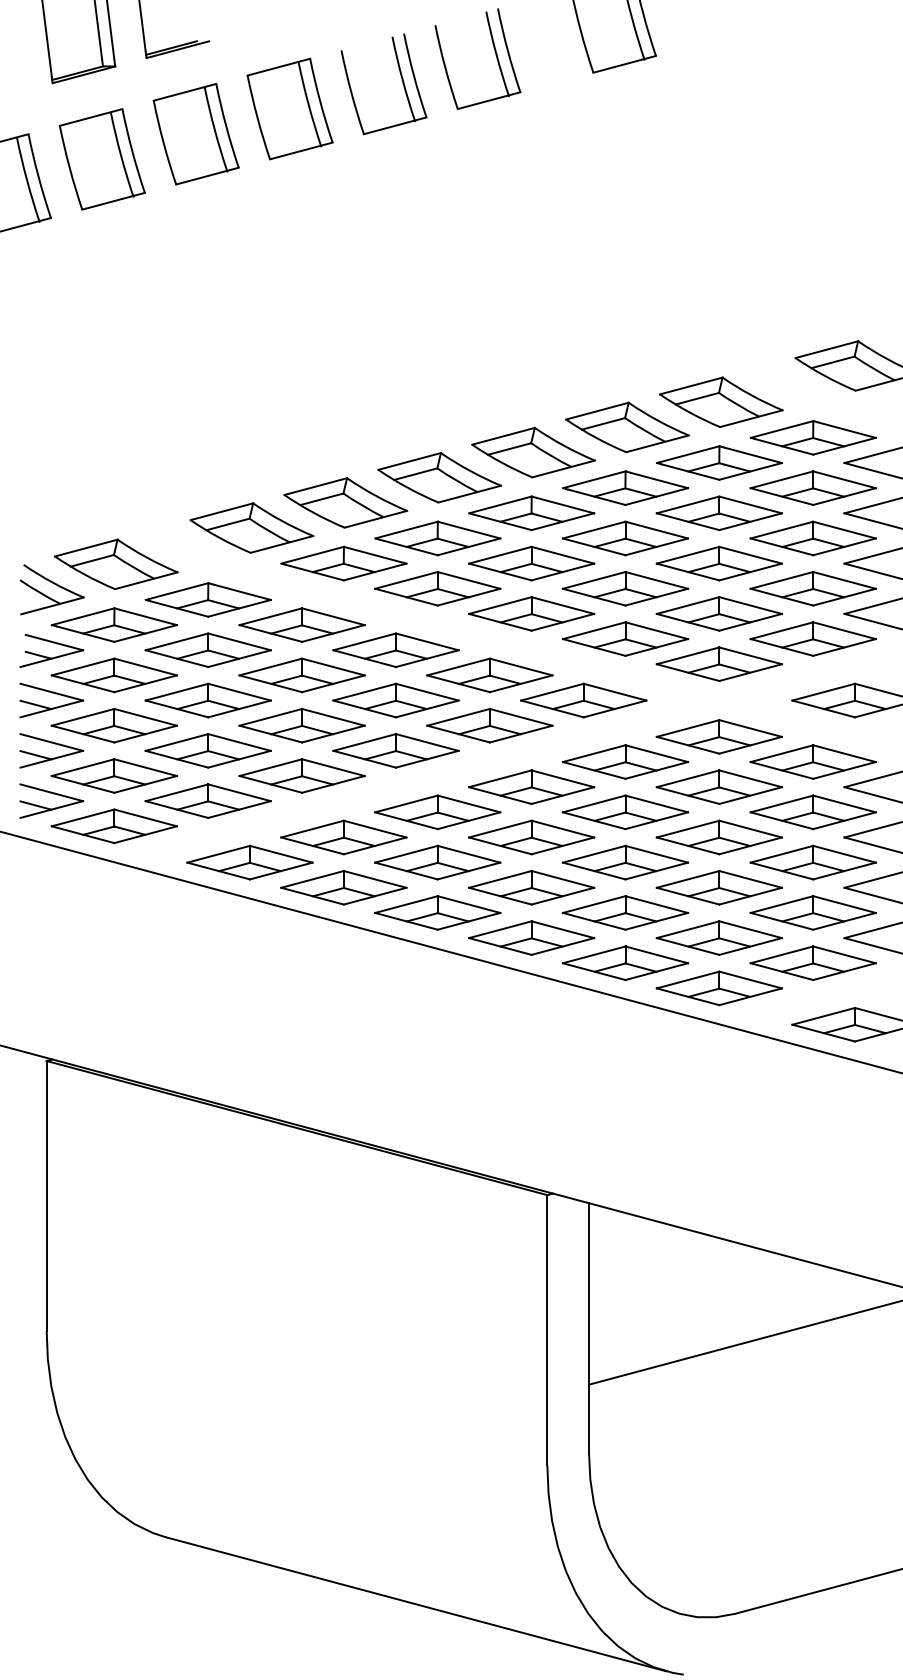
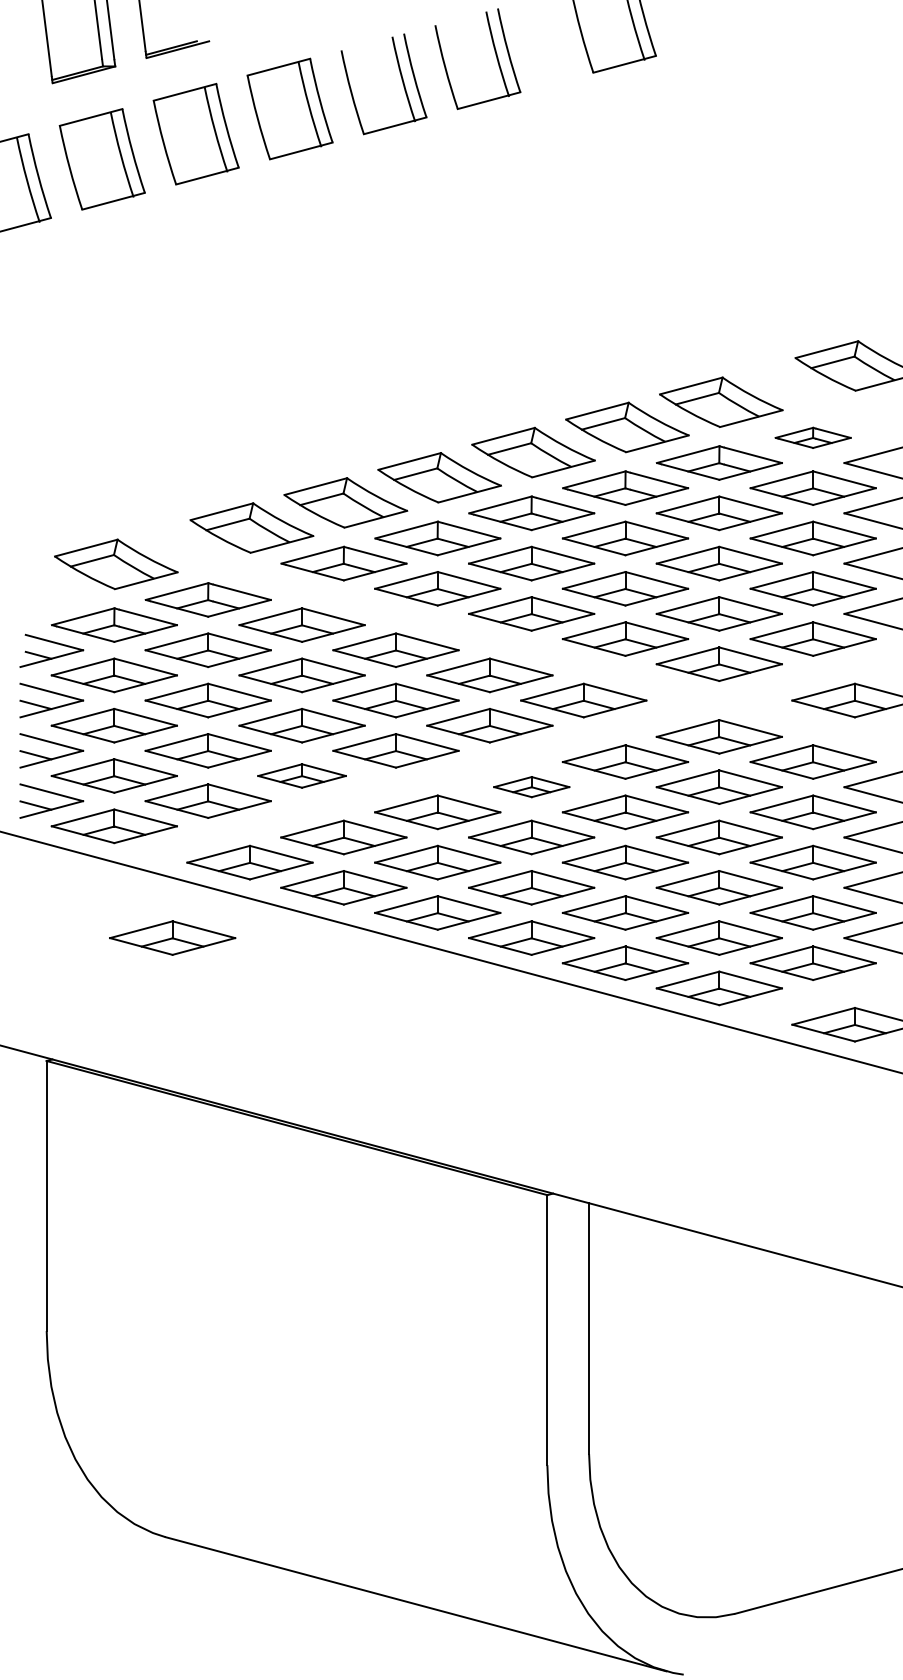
part size: 128x36 px -> 78x23 px (812, 437)
part: present -> none (51, 589)
part size: 128x36 px -> 90x26 px (301, 775)
part size: 128x36 px -> 78x23 px (531, 787)
part: none -> present (172, 937)
line: present -> none (744, 1342)
